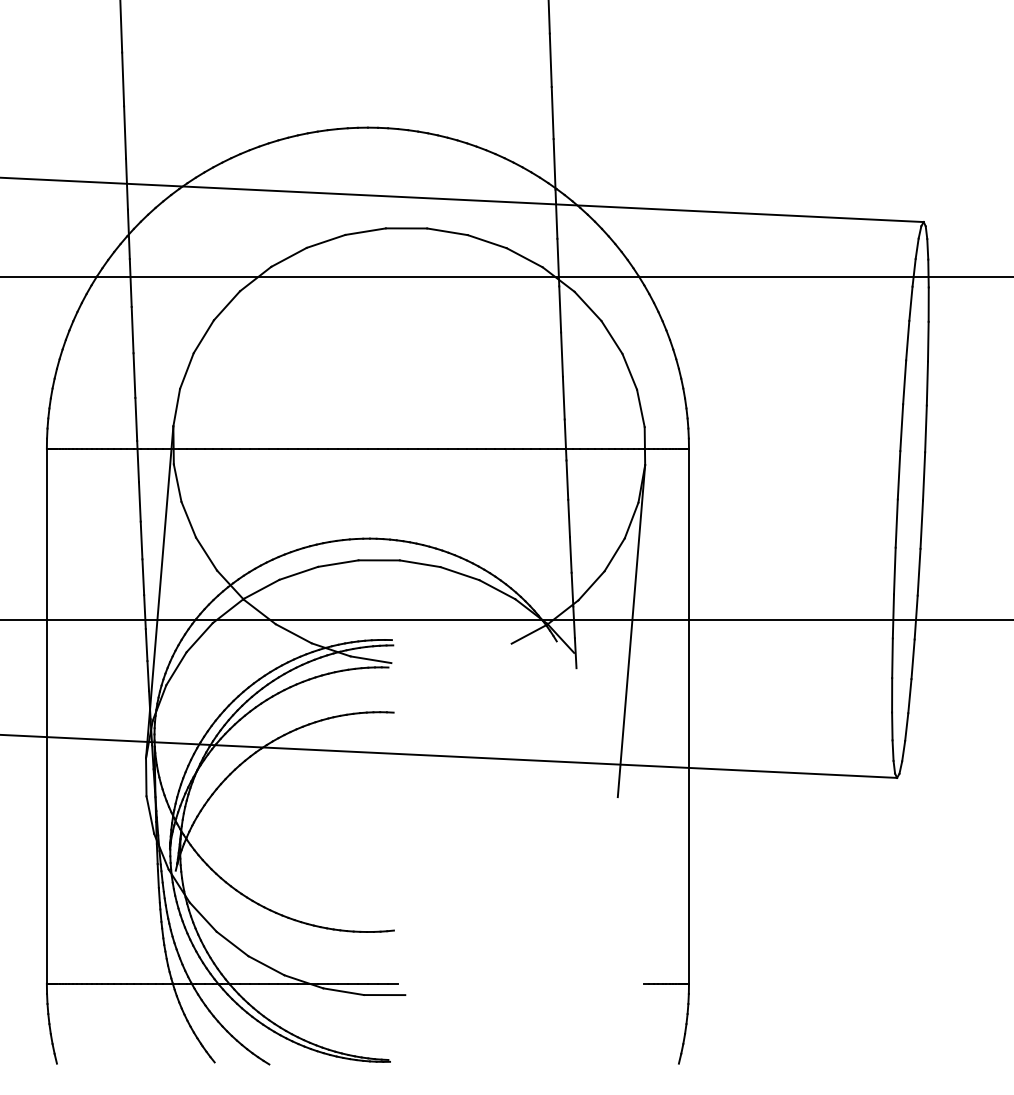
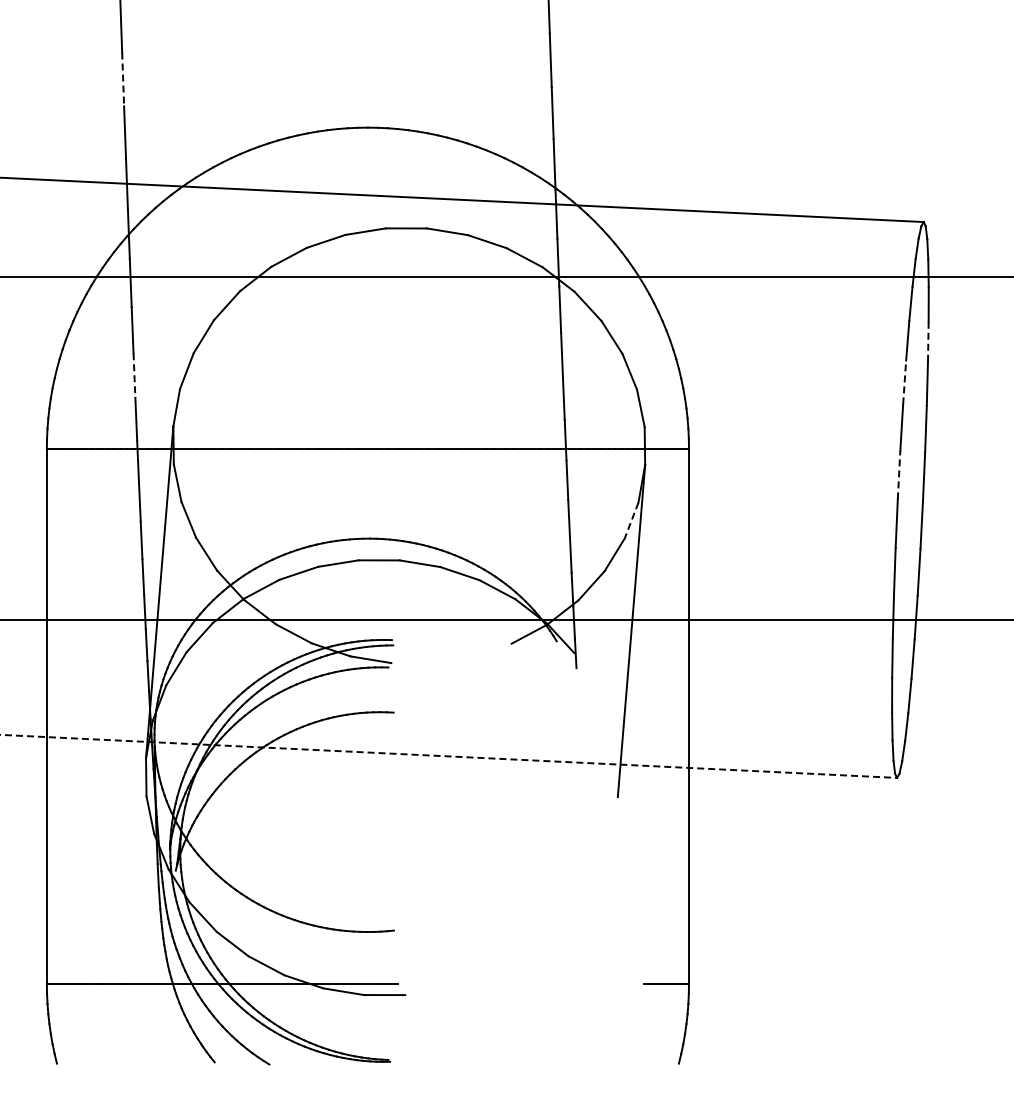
line: solid -> dashed (123, 79)
line: solid -> dashed (928, 341)
line: solid -> dashed (134, 376)
line: solid -> dashed (904, 382)
line: solid -> dashed (899, 474)
line: solid -> dashed (631, 520)
line: solid -> dashed (448, 756)
